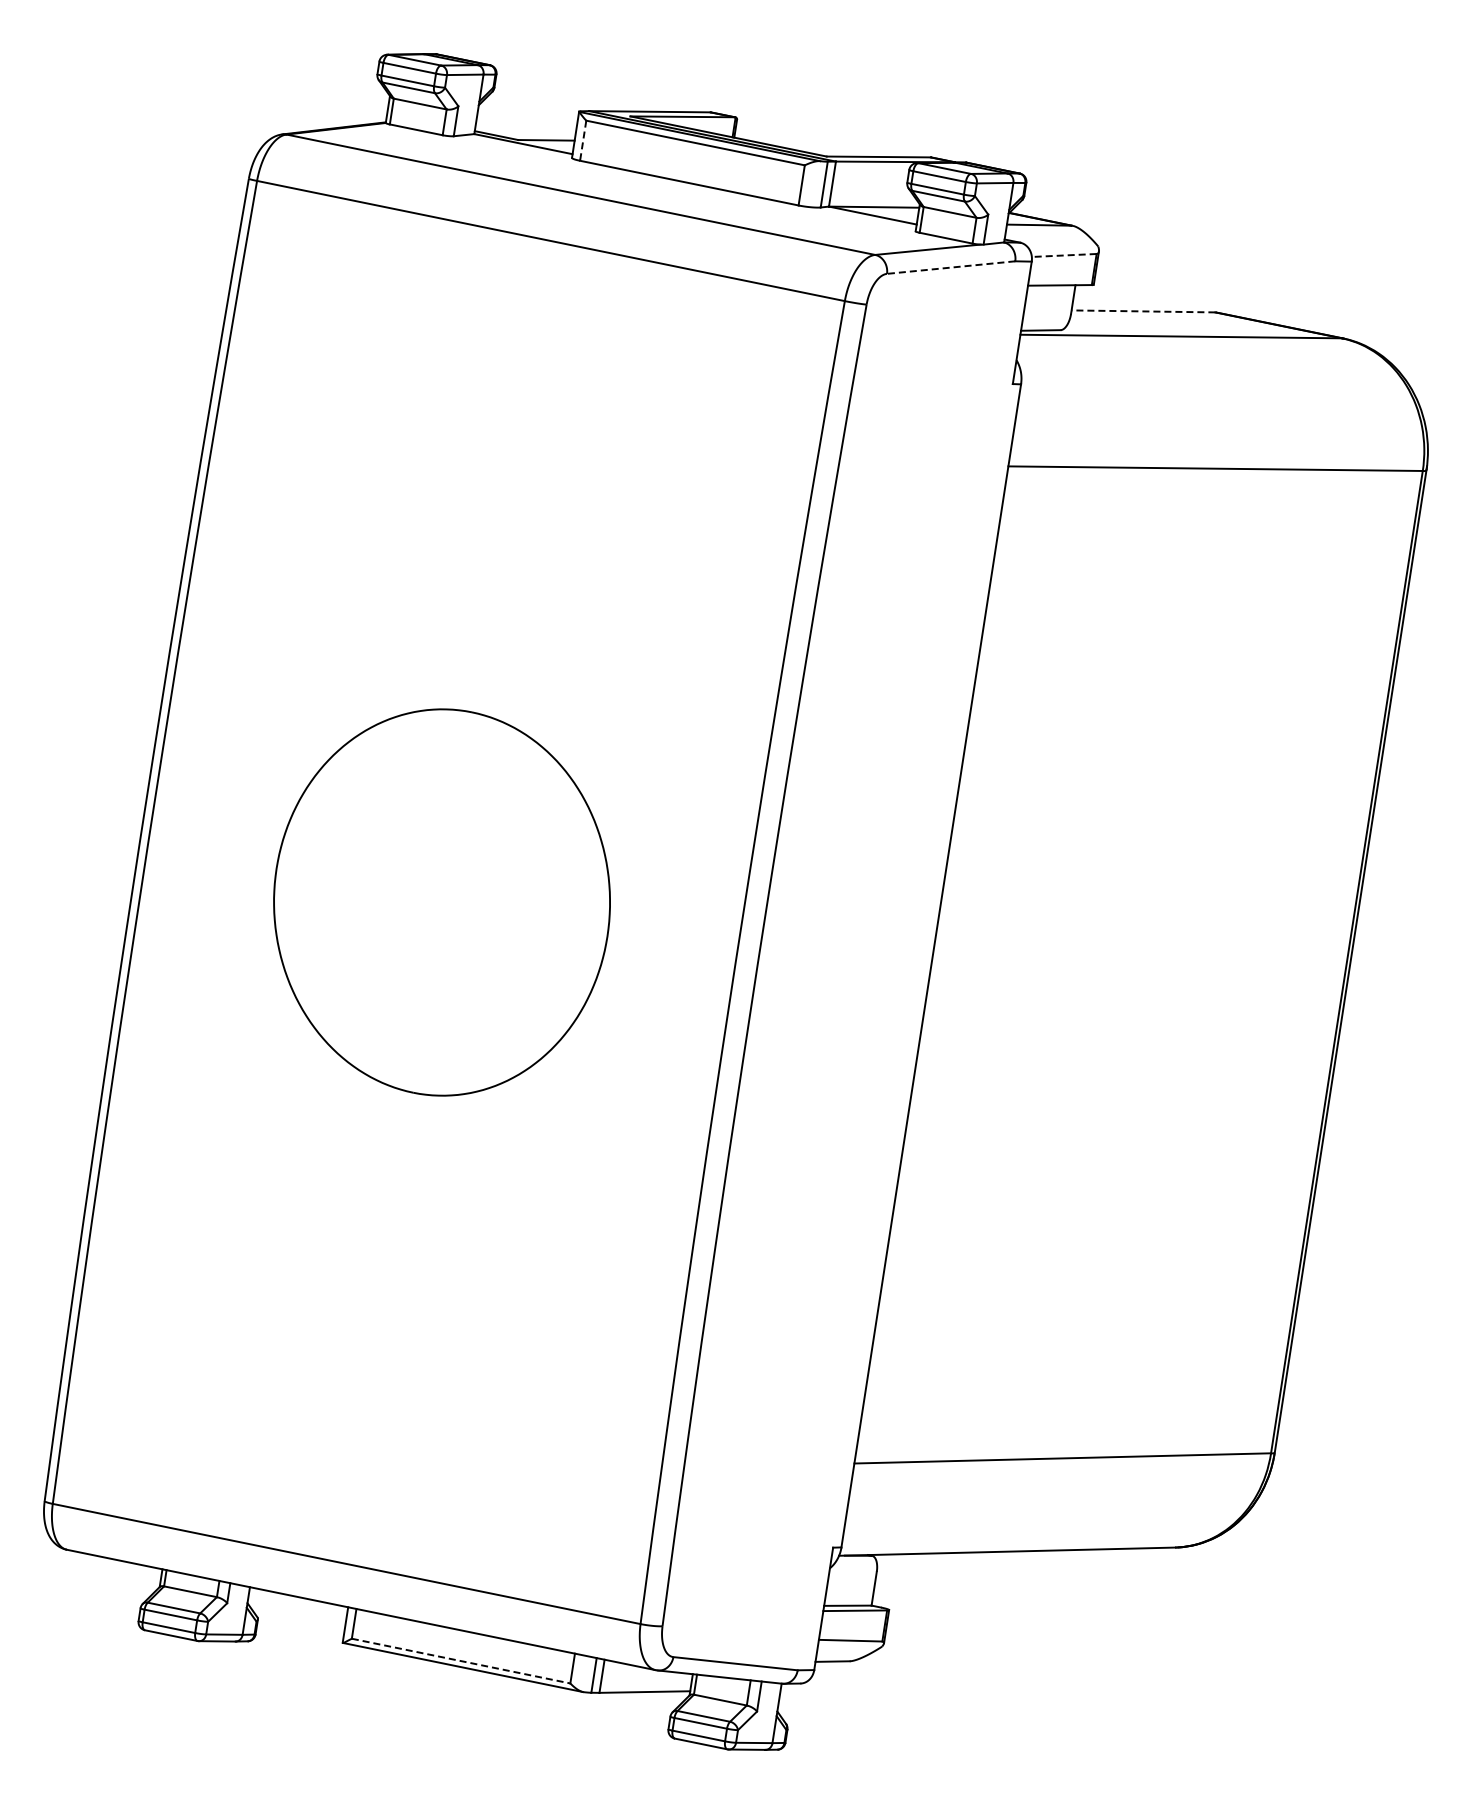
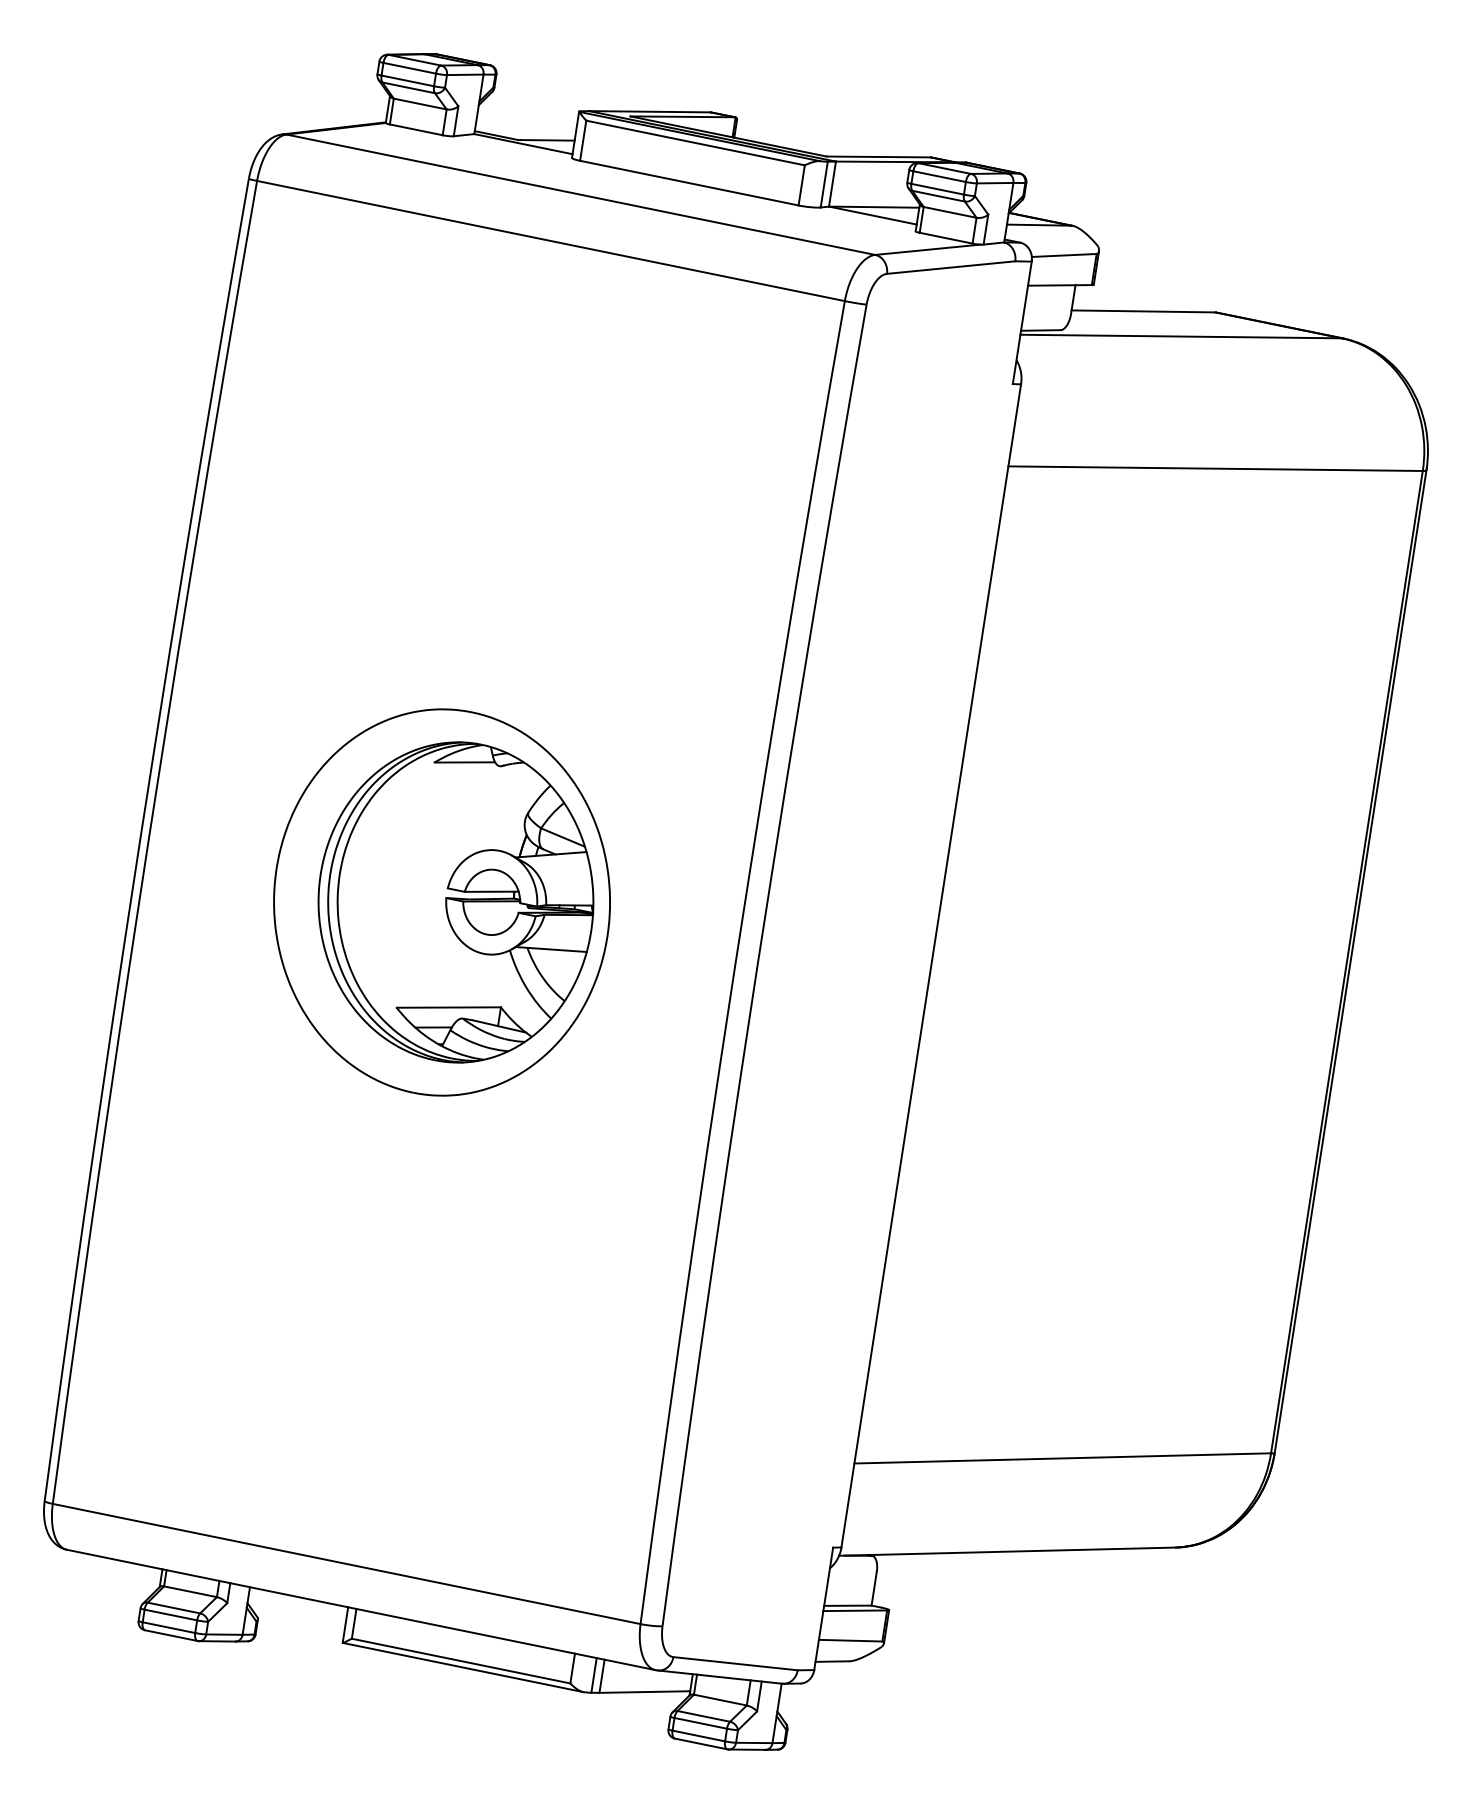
line: dashed -> solid (583, 141)
line: dashed -> solid (1063, 255)
line: dashed -> solid (950, 267)
line: dashed -> solid (1143, 311)
part: none -> present (455, 902)
line: dashed -> solid (461, 1661)
